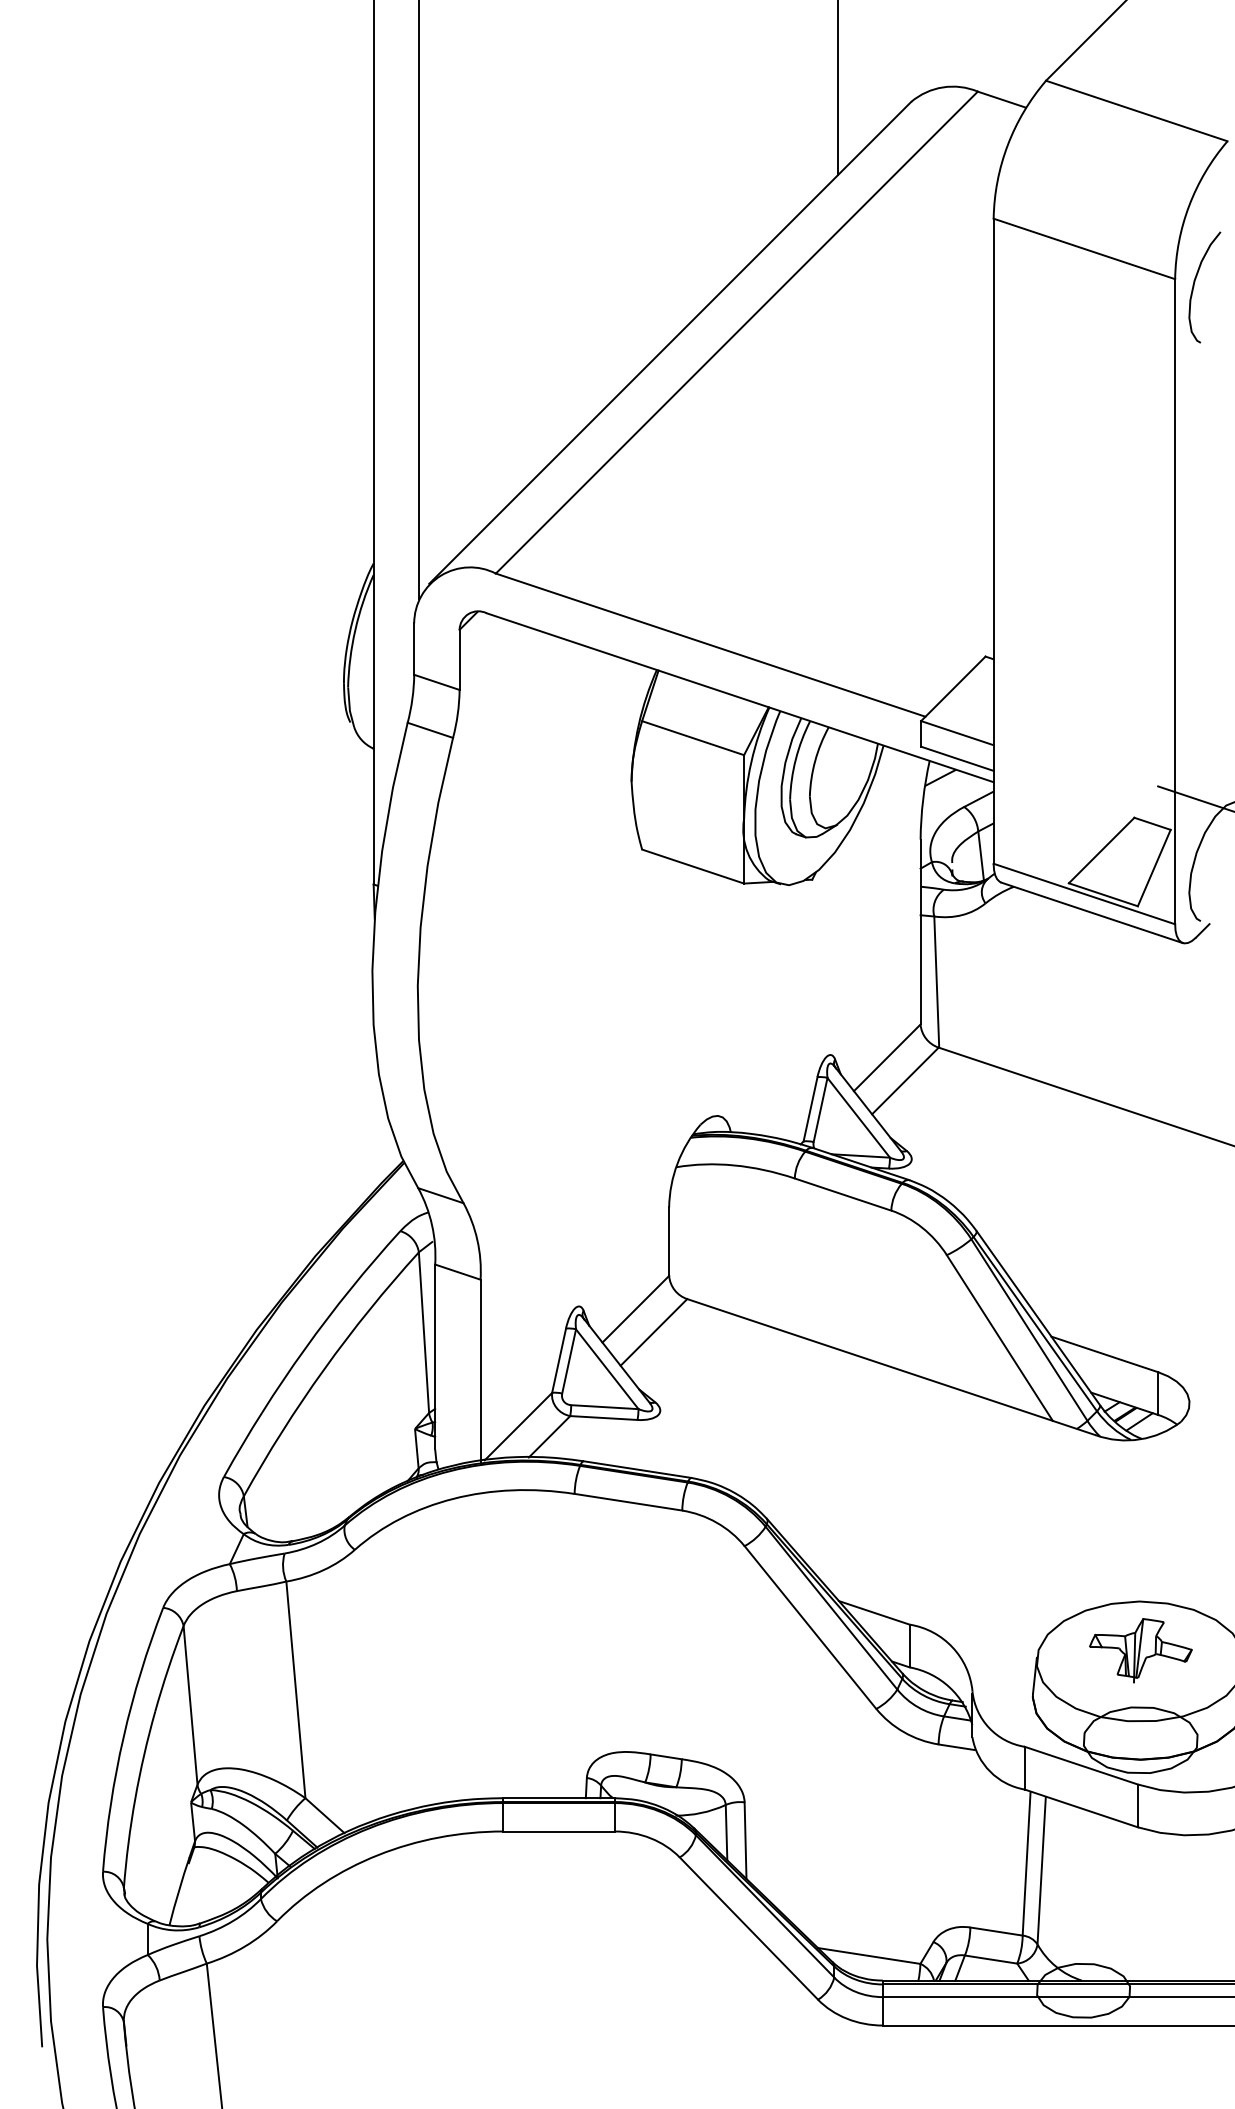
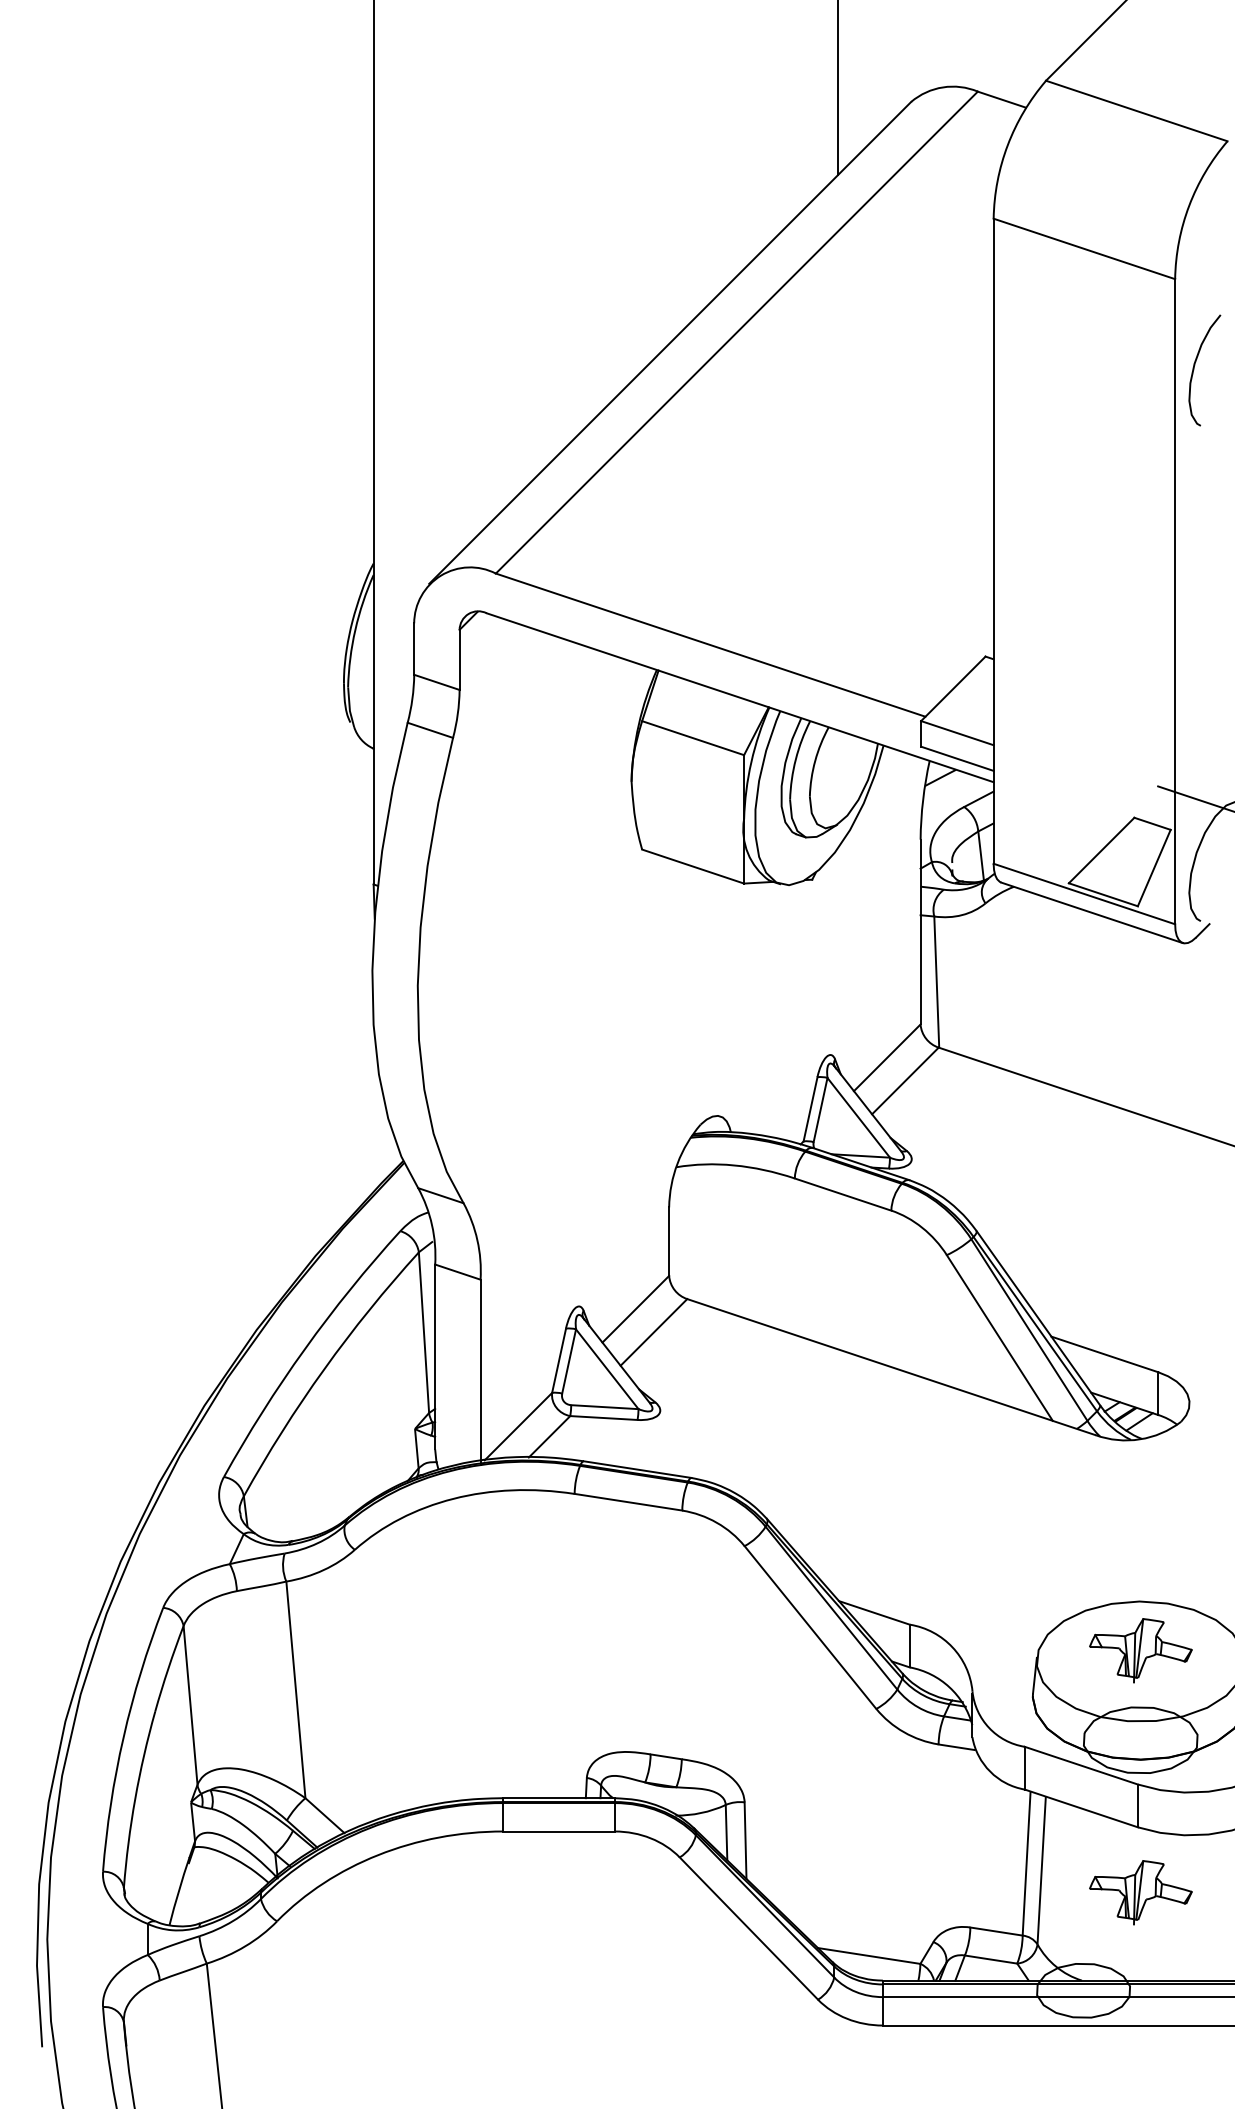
curve position: (1194, 287) -> (1194, 370) (1194, 370)
line: present -> none (419, 300)
part: none -> present (1140, 1892)
